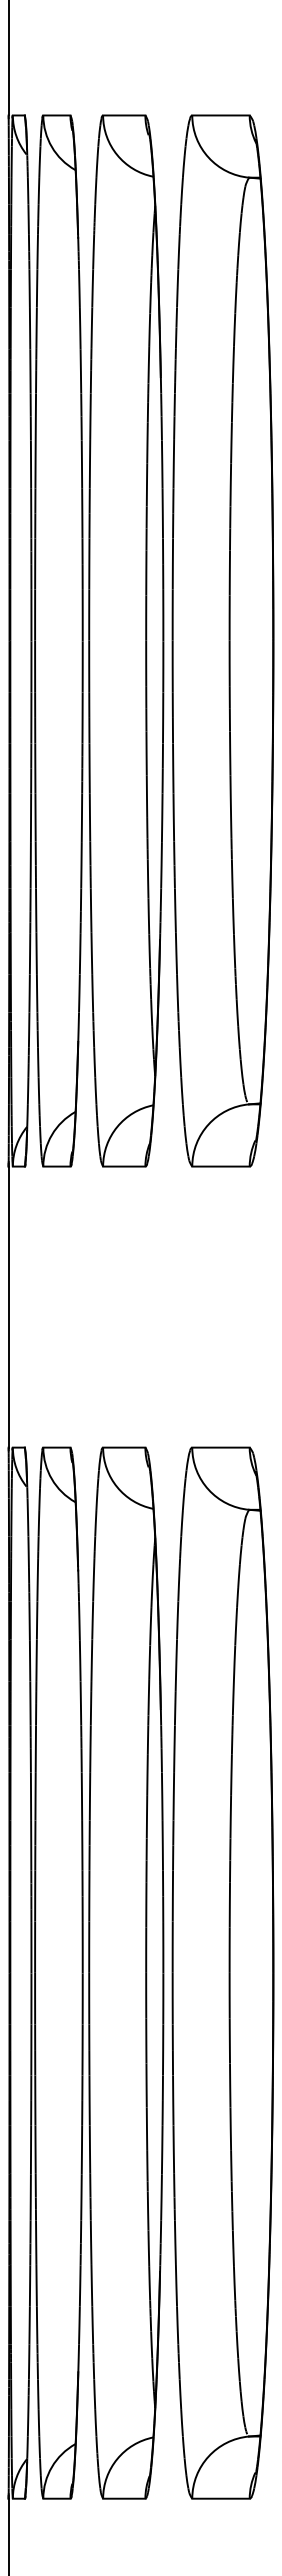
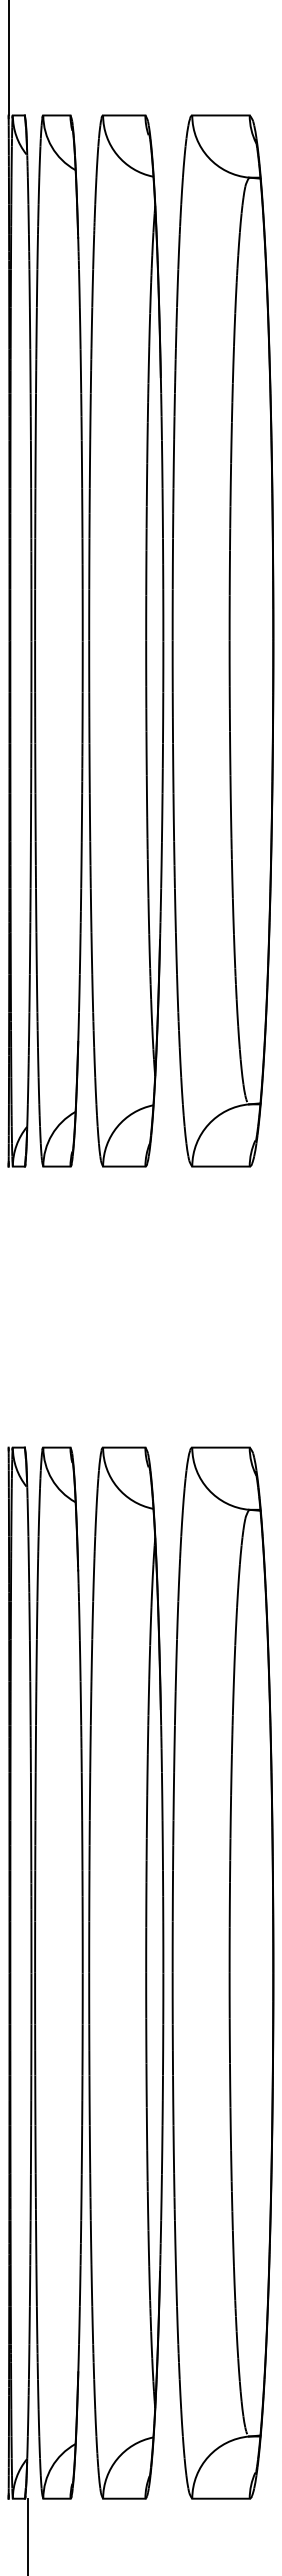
line: present -> none (8, 1306)
line position: (8, 2535) -> (27, 2535) (27, 2535)
